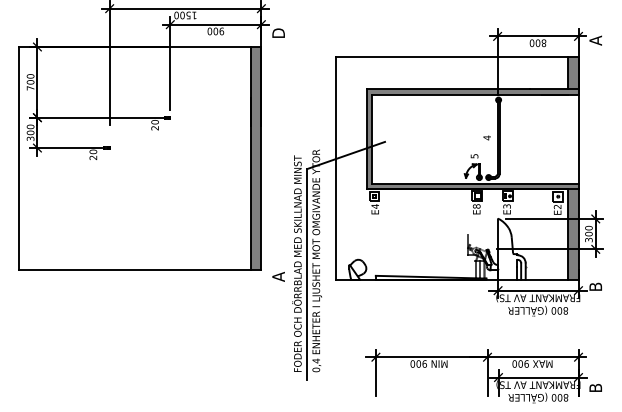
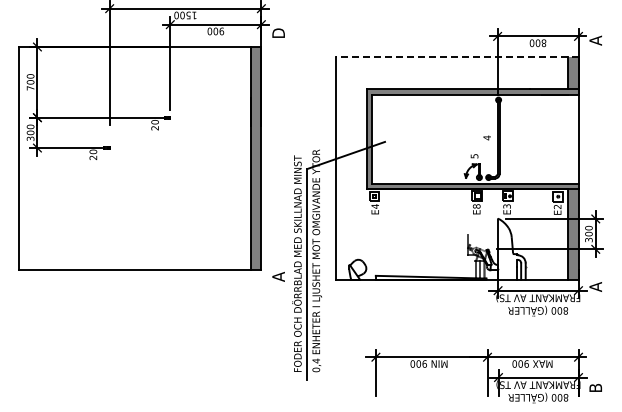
line: solid -> dashed (456, 57)
text: B -> A (595, 286)
